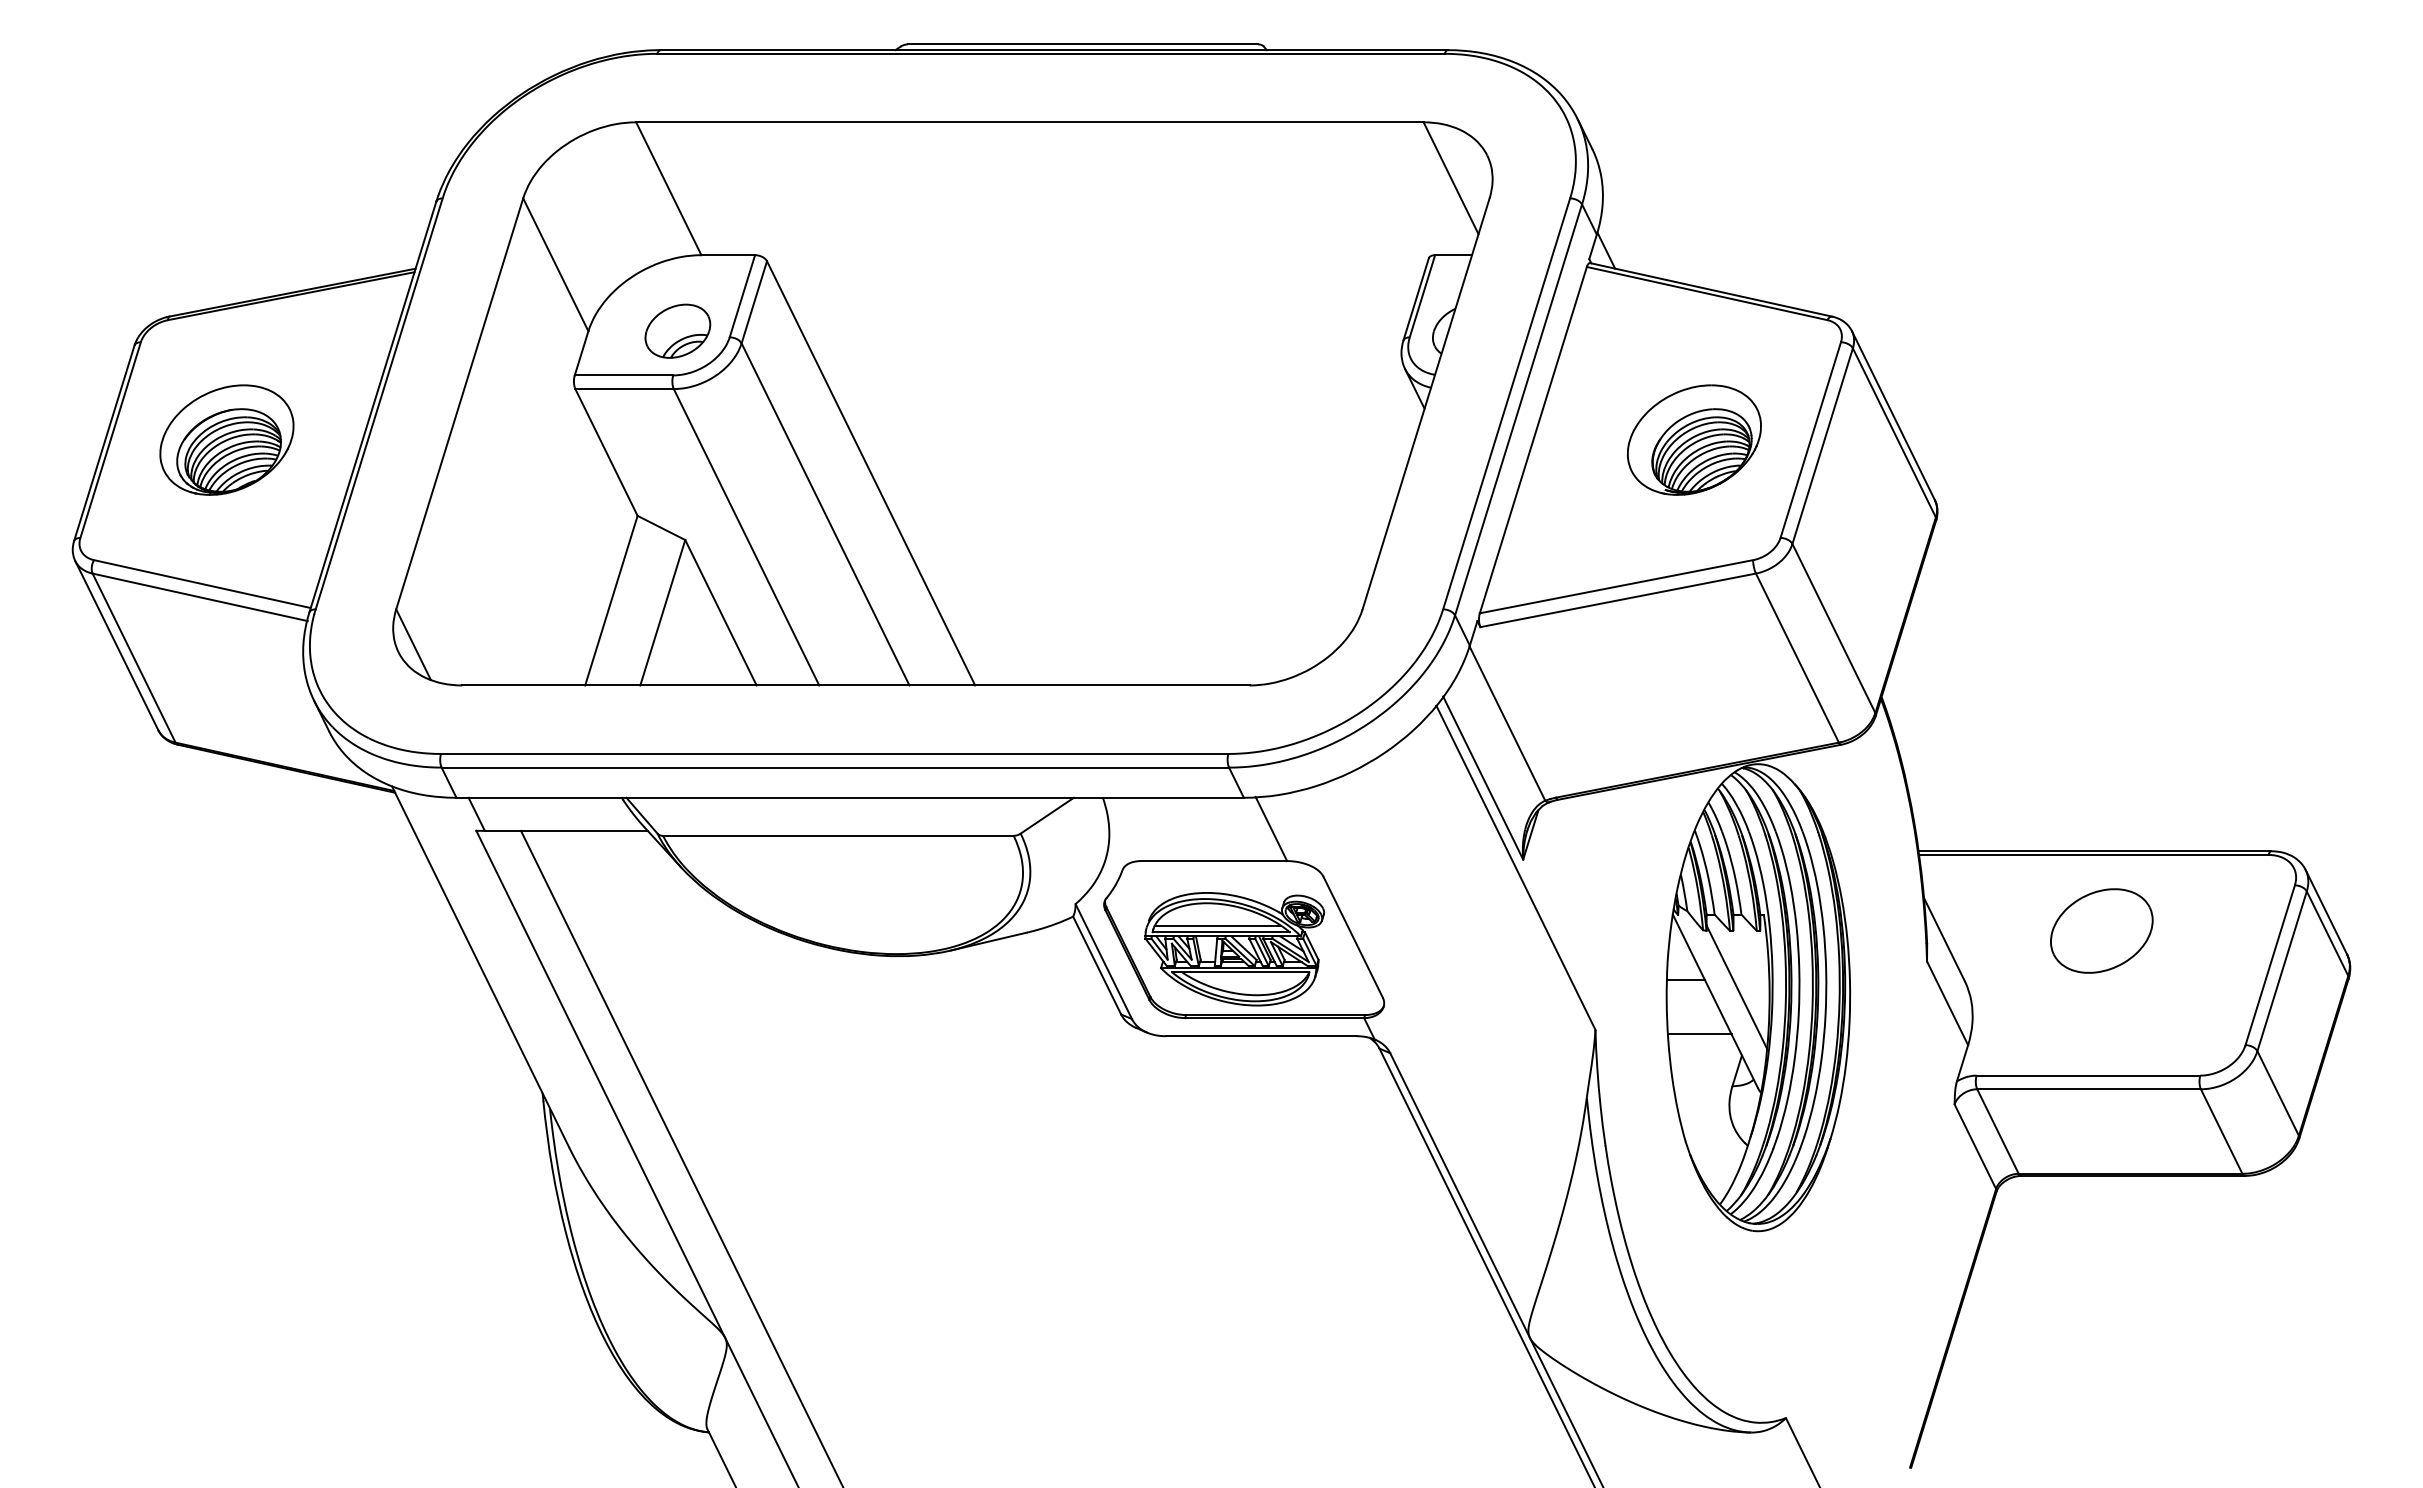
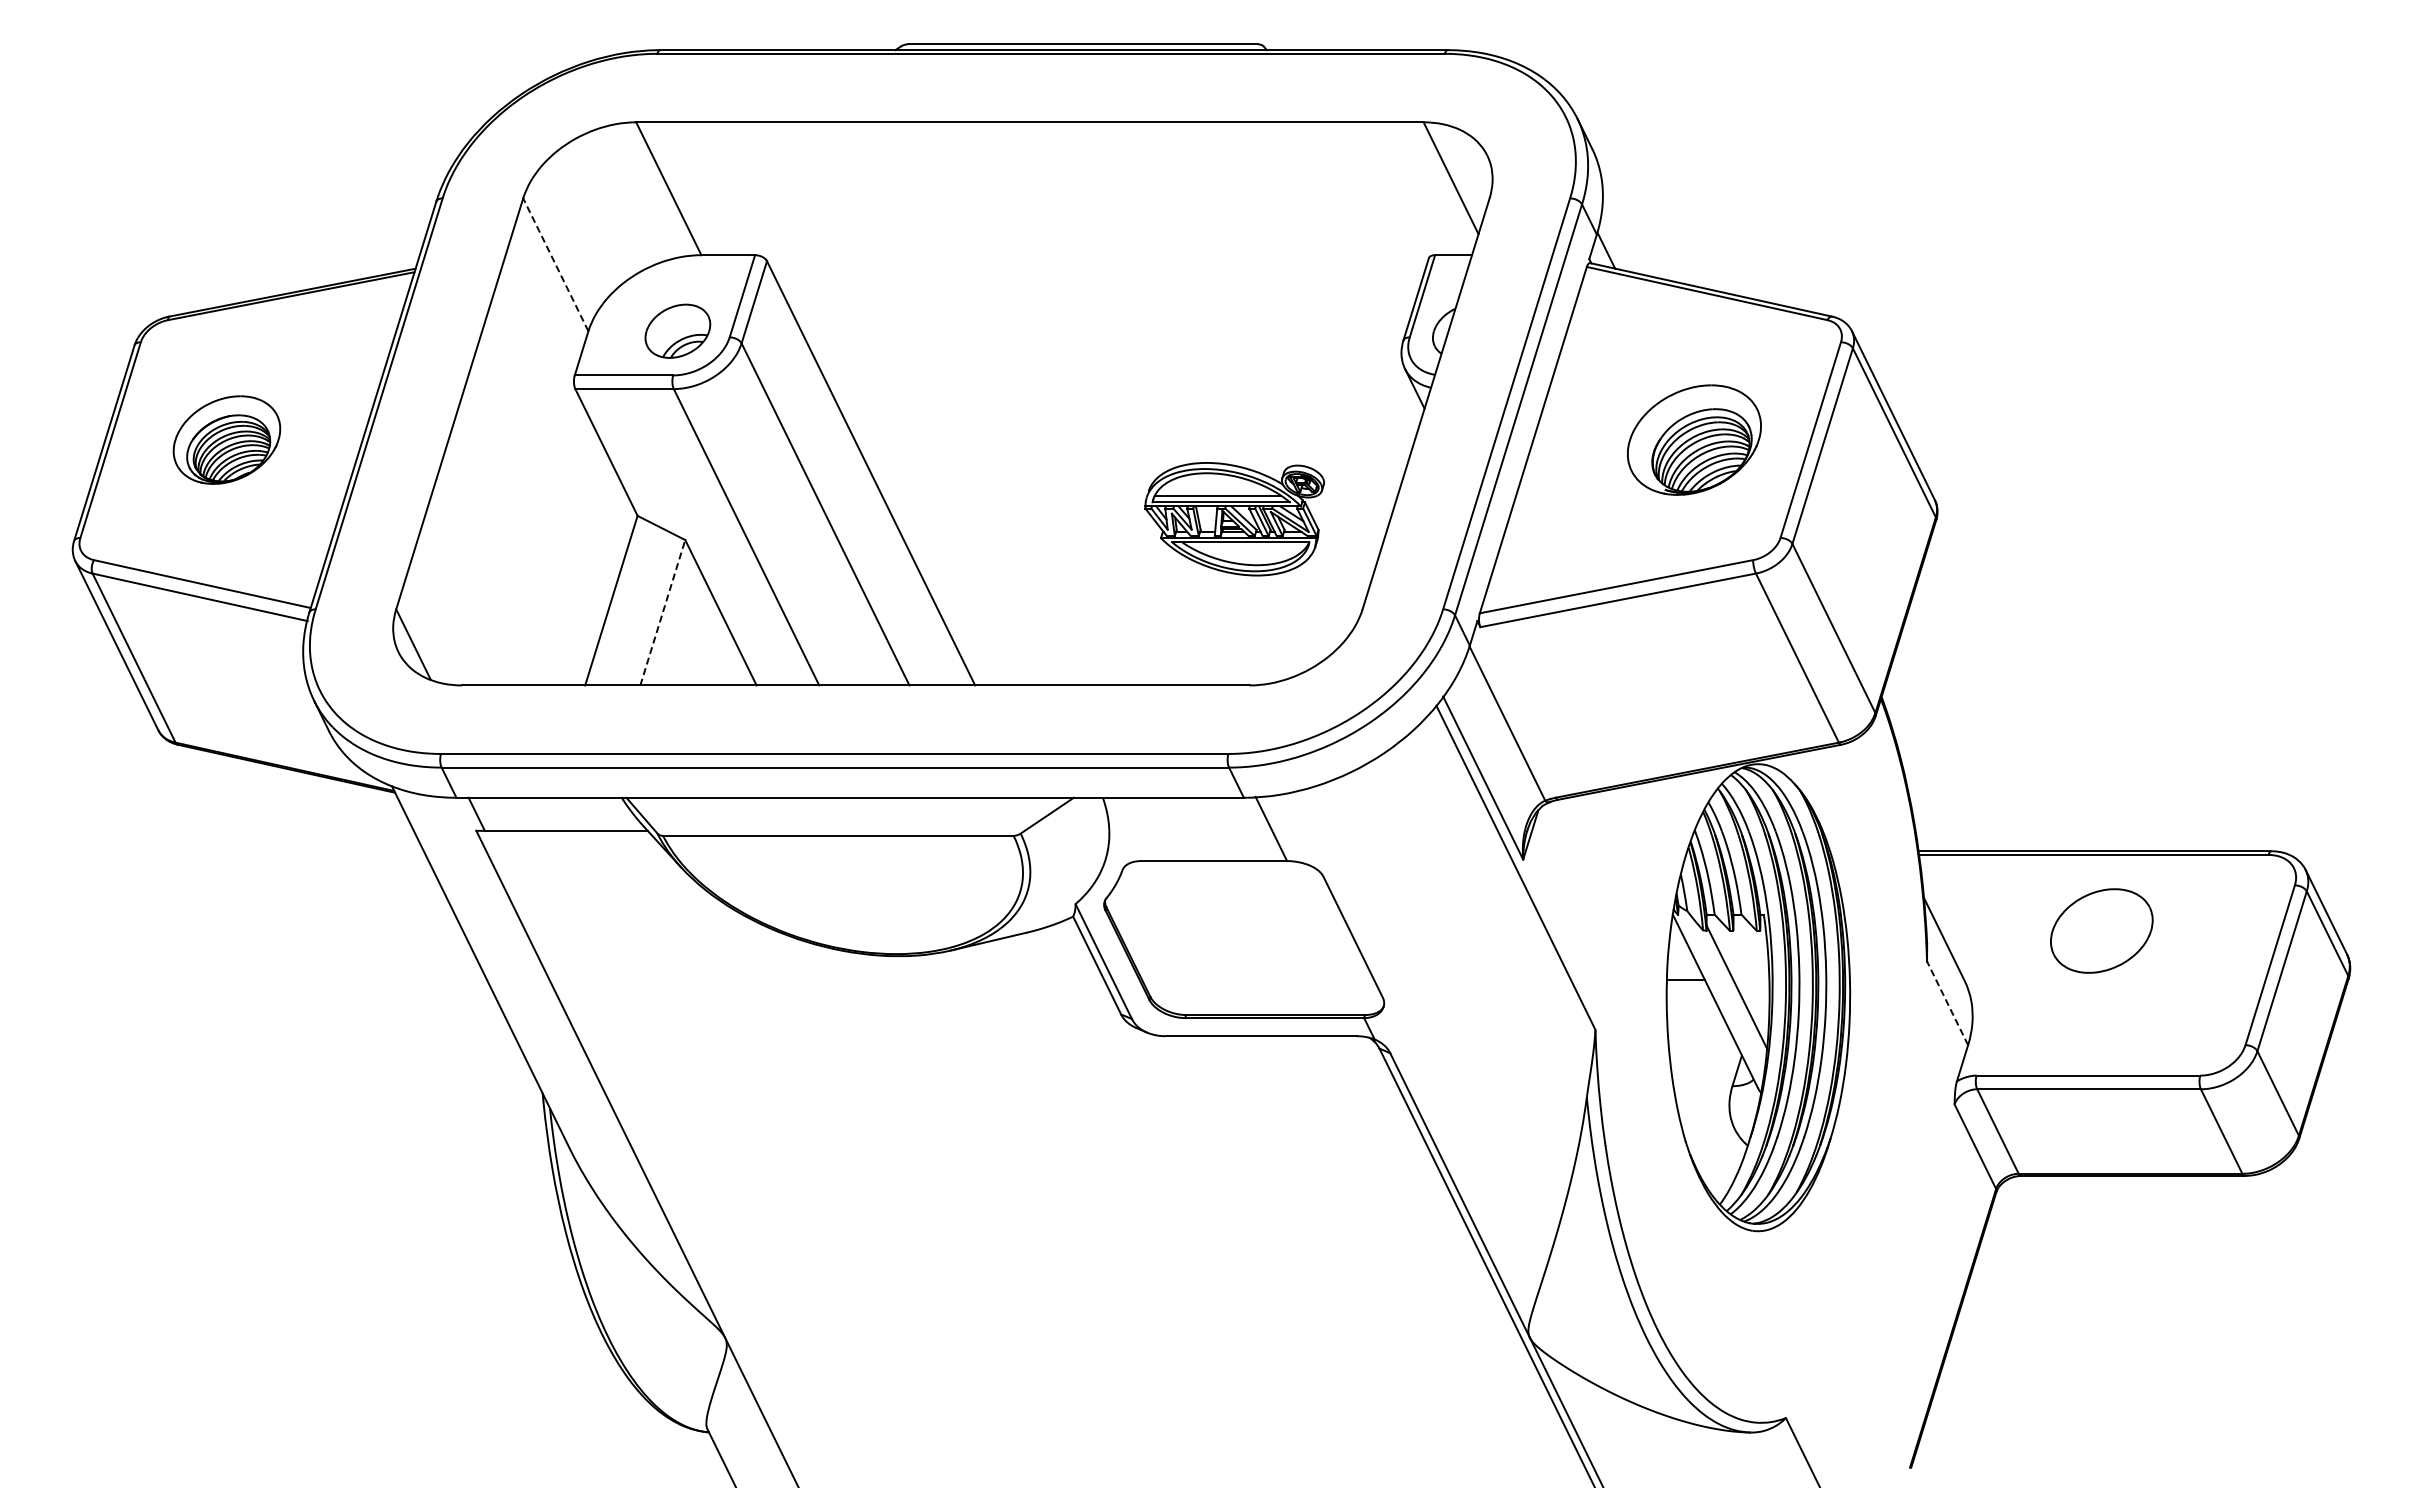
line: solid -> dashed (555, 264)
part size: 136x112 px -> 110x90 px (226, 439)
line: solid -> dashed (662, 612)
part position: (1234, 949) -> (1234, 519) (1234, 519)
line: solid -> dashed (1947, 1003)
line: present -> none (1699, 1034)
line: present -> none (681, 1157)
